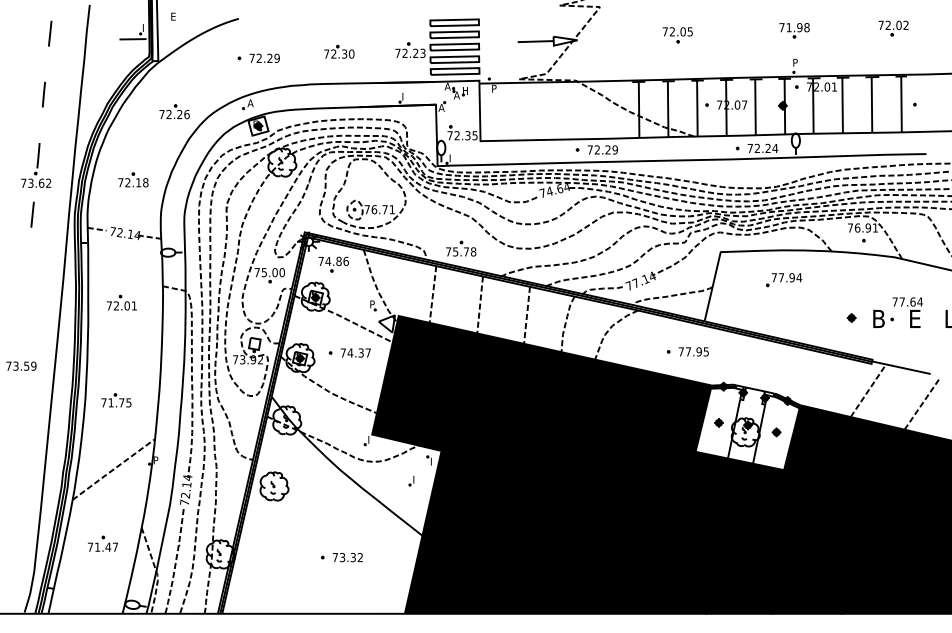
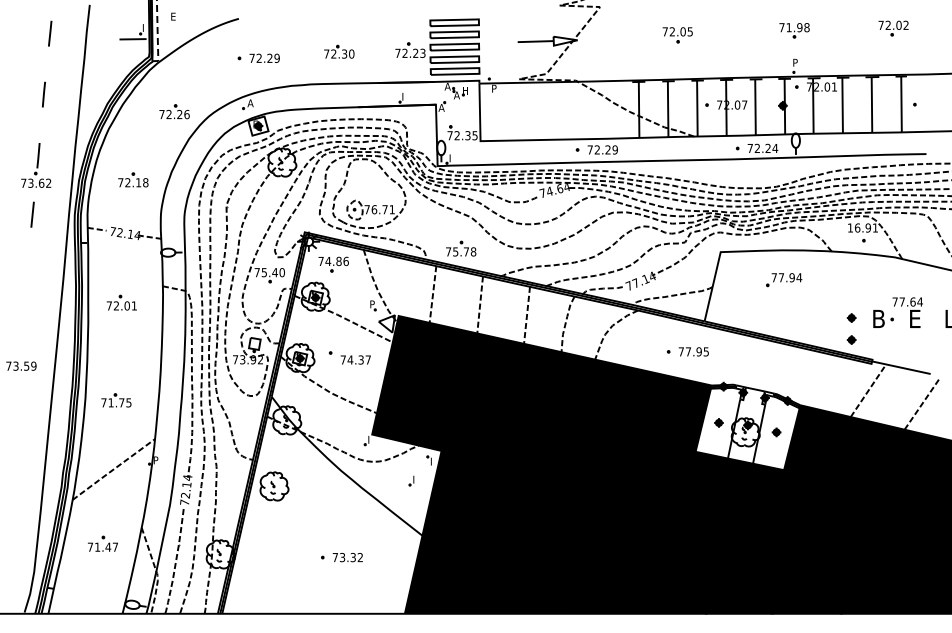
line: solid -> dashed (157, 34)
text: 76.91 -> 16.91 (850, 227)
text: 75.00 -> 75.40 (274, 272)
part: none -> present (851, 339)
text position: (355, 352) -> (355, 359) (355, 359)
